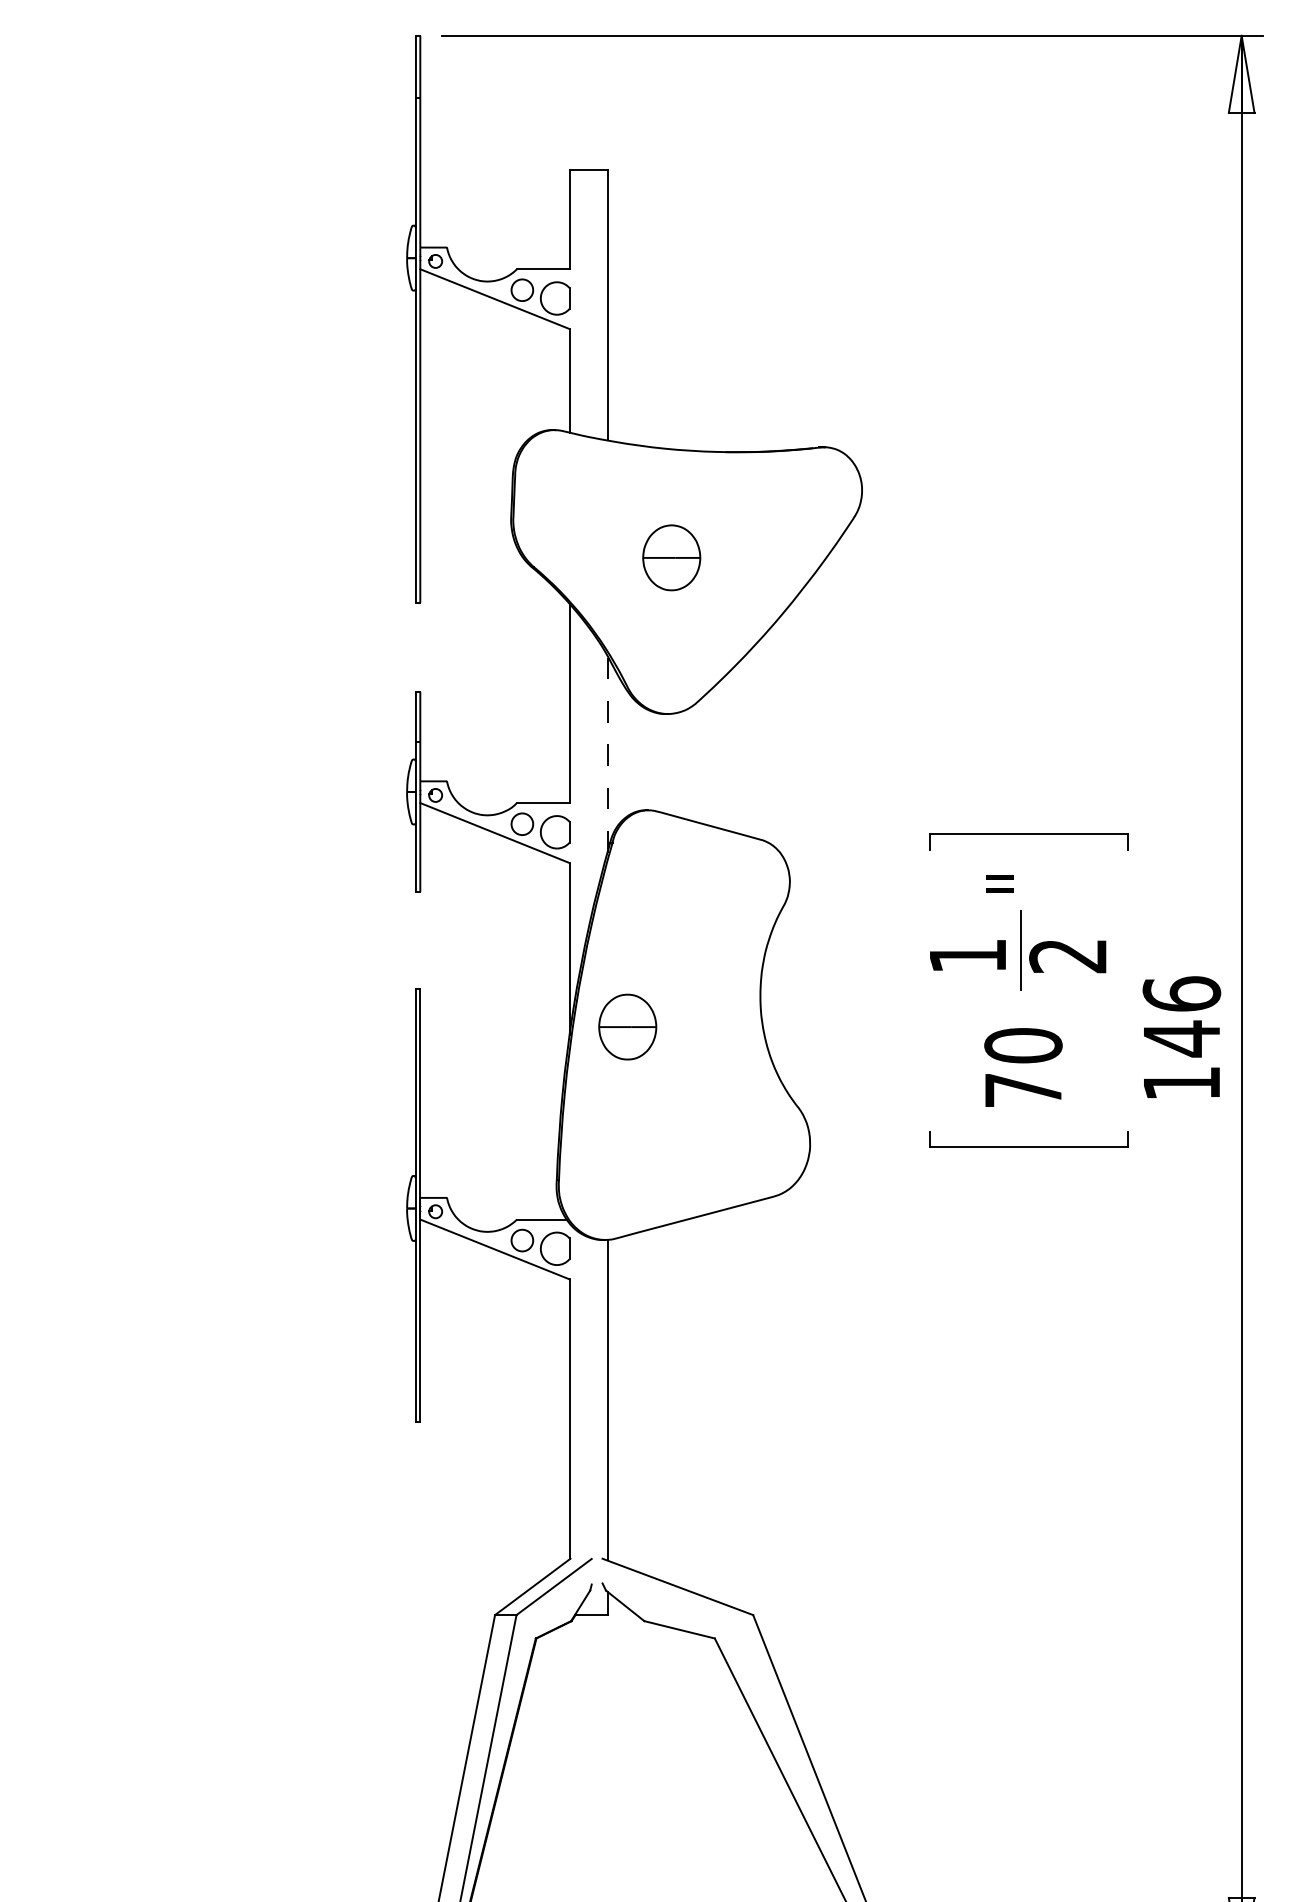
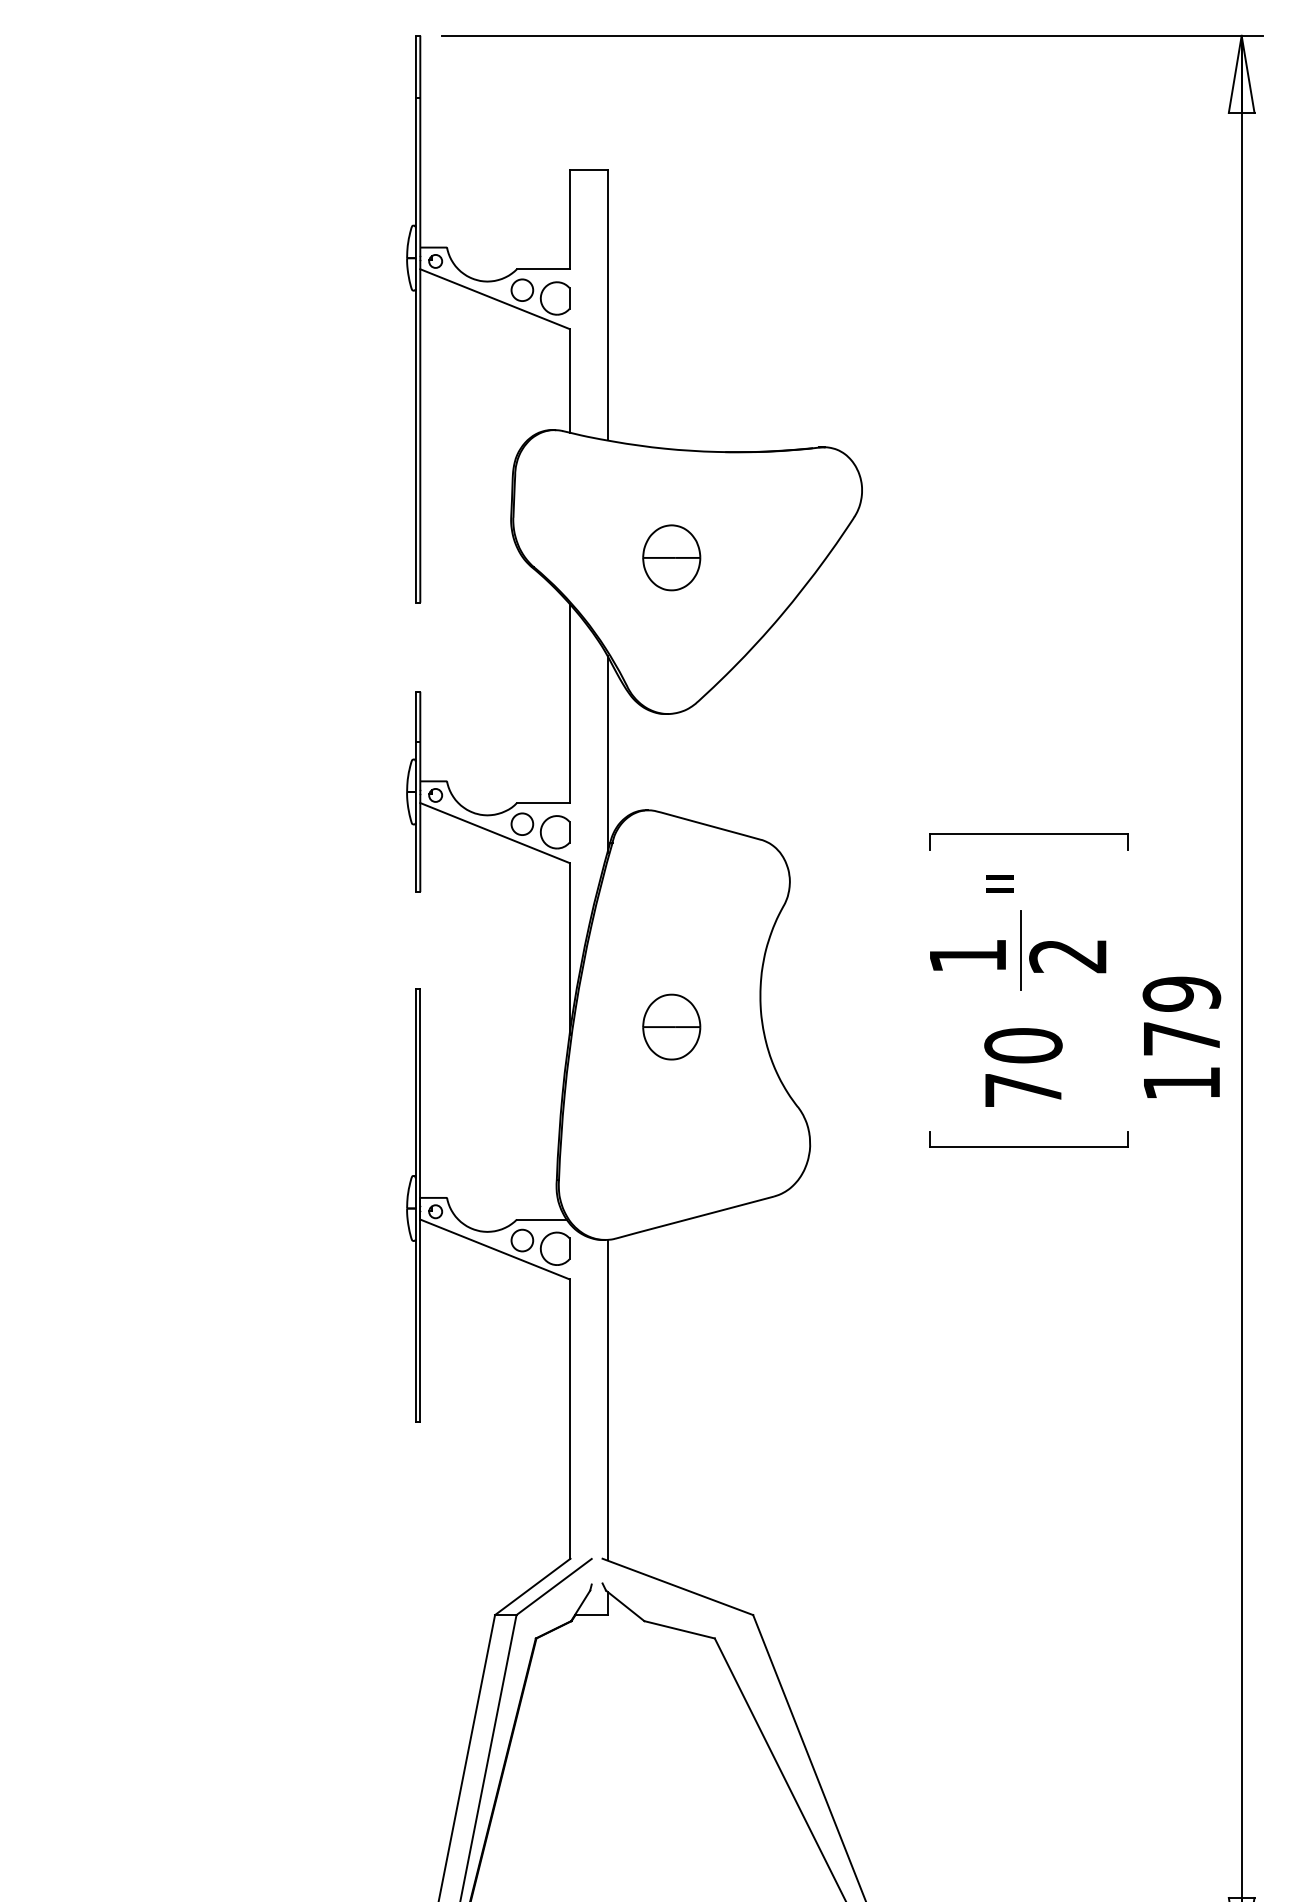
line: dashed -> solid (607, 753)
text: 146 -> 179 (1181, 1016)
part position: (627, 1026) -> (671, 1026) (671, 1026)
